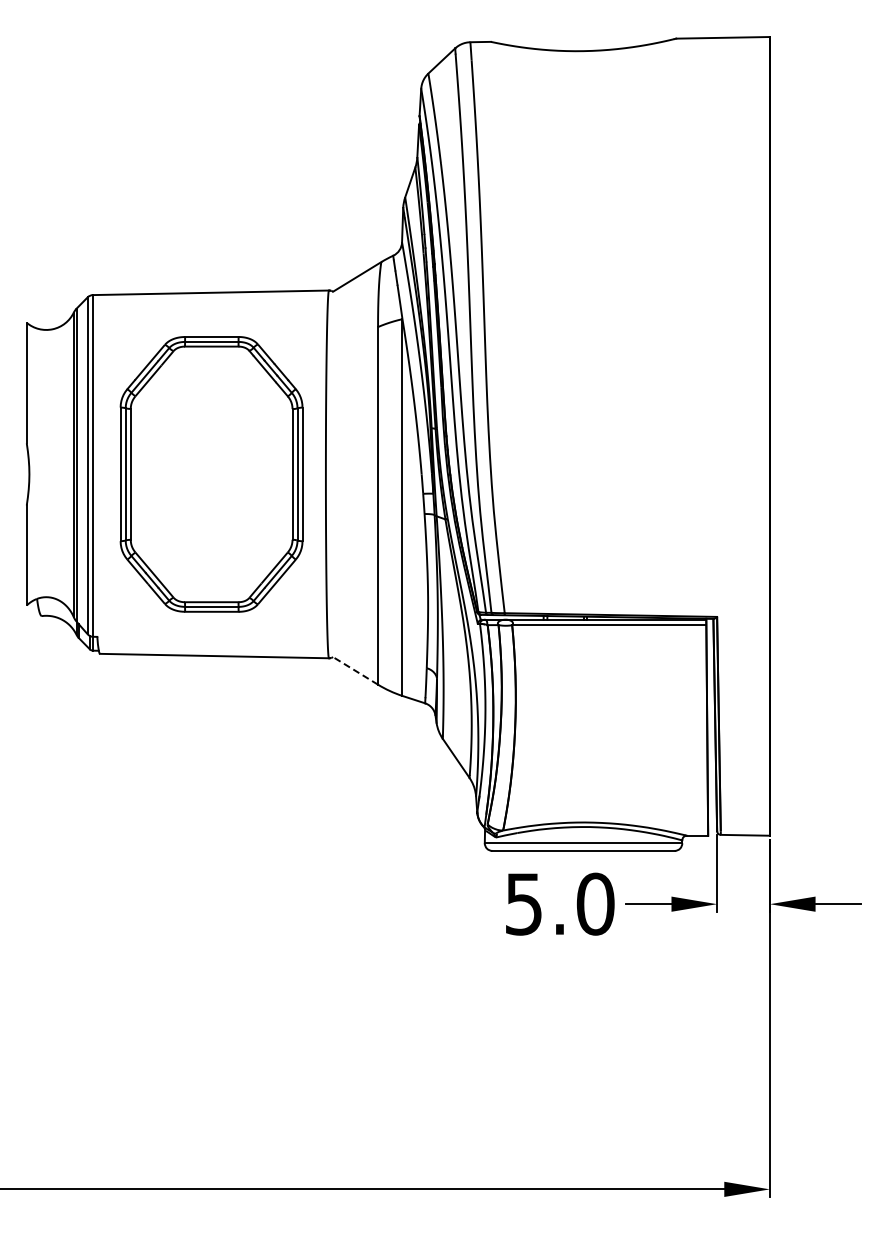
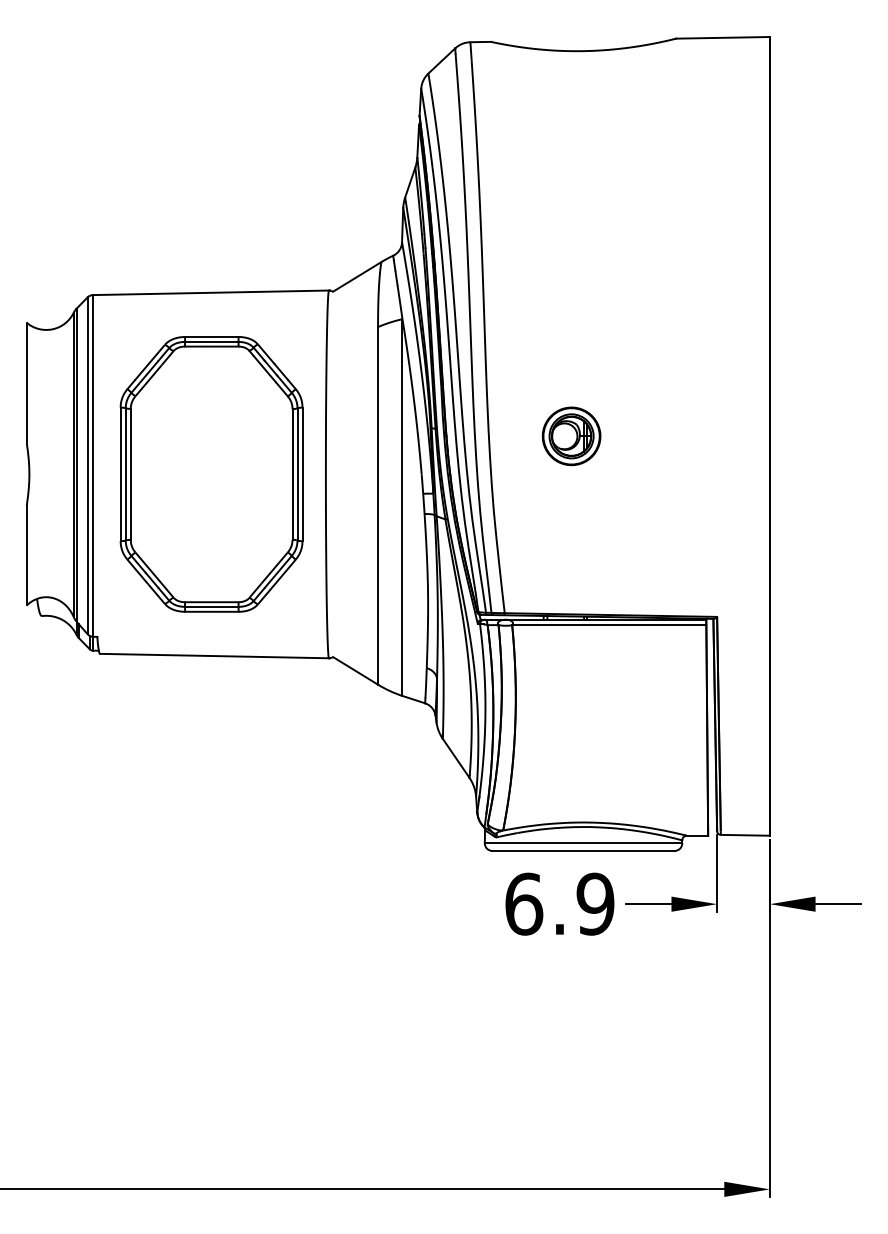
part: none -> present (571, 436)
line: dashed -> solid (355, 670)
text: 5.0 -> 6.9 (559, 903)
